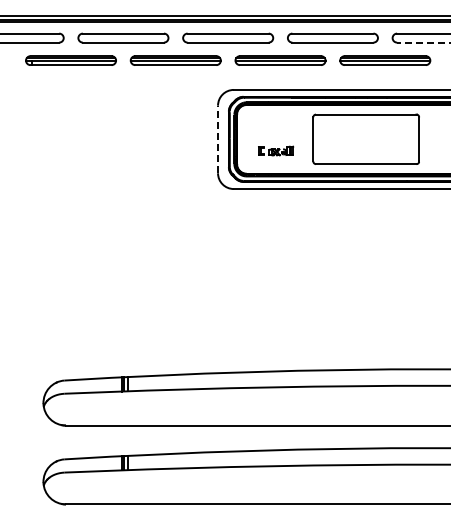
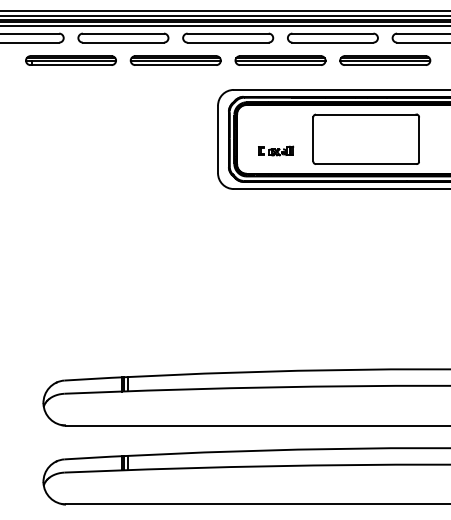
line: none -> present (224, 11)
line: none -> present (224, 25)
line: dashed -> solid (423, 42)
line: dashed -> solid (218, 139)
